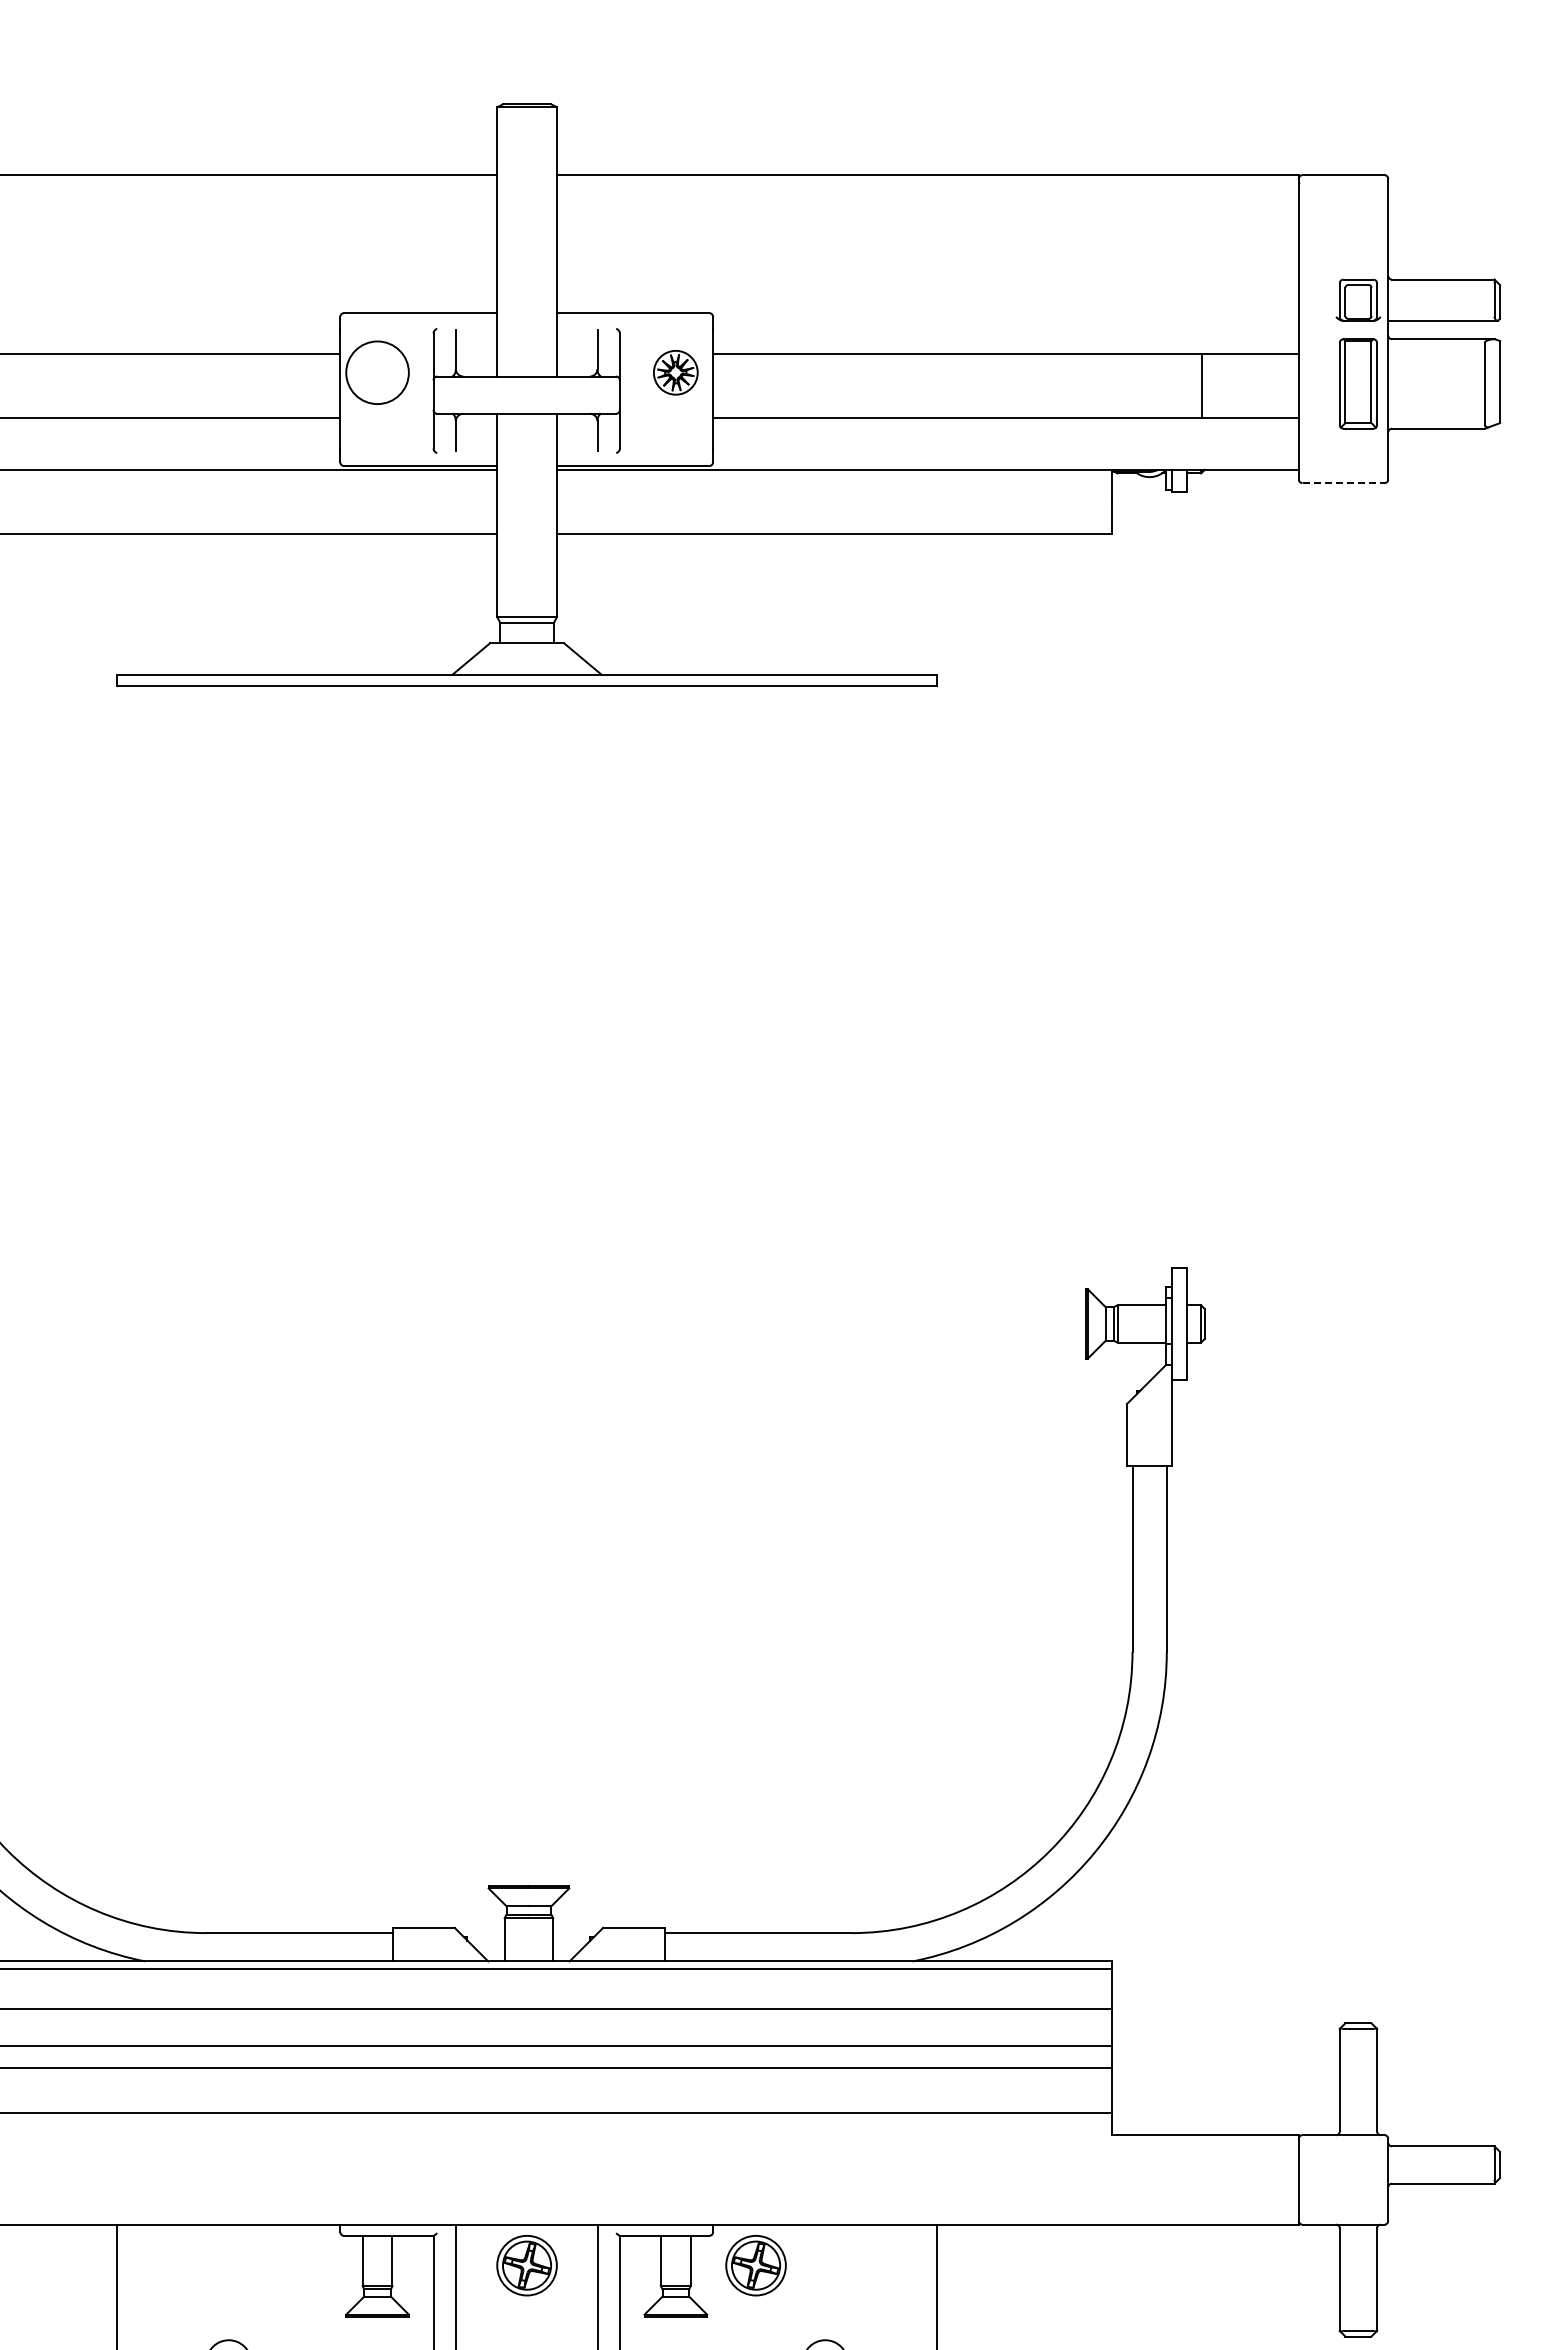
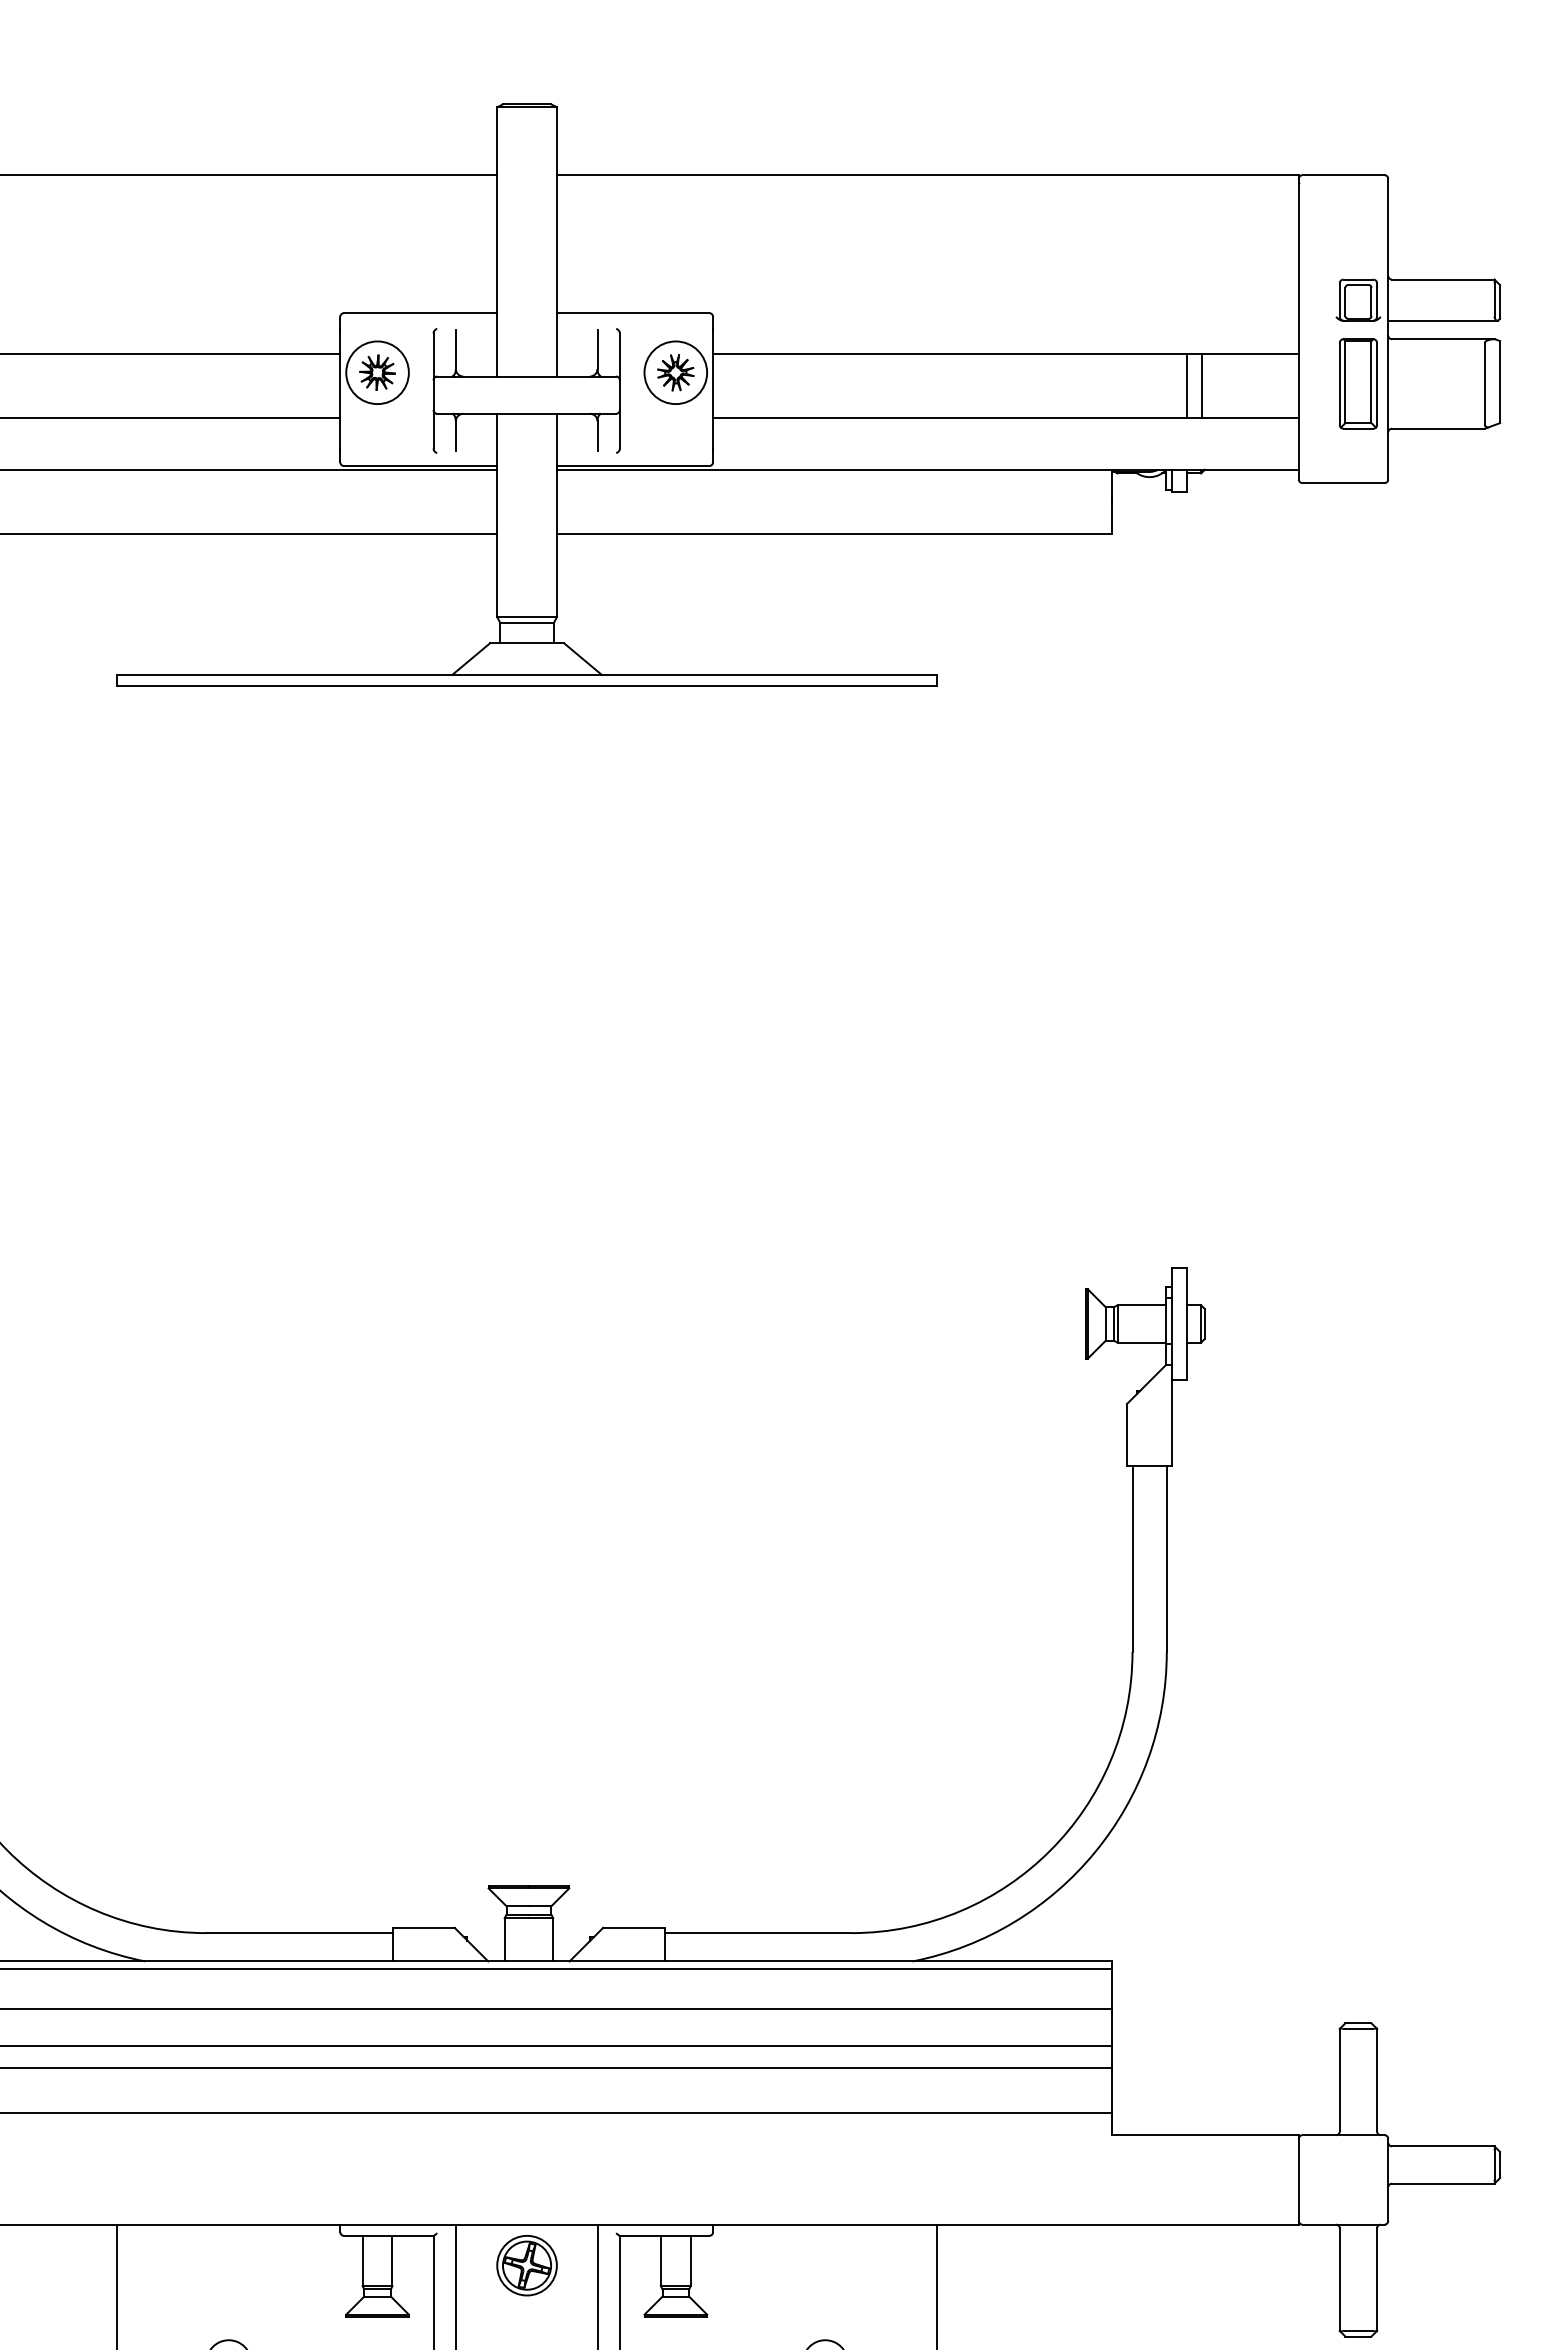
part: none -> present (377, 372)
circle diameter: 44 px -> 63 px (675, 372)
line: none -> present (1186, 385)
line: dashed -> solid (1344, 483)
part: present -> none (755, 2265)
